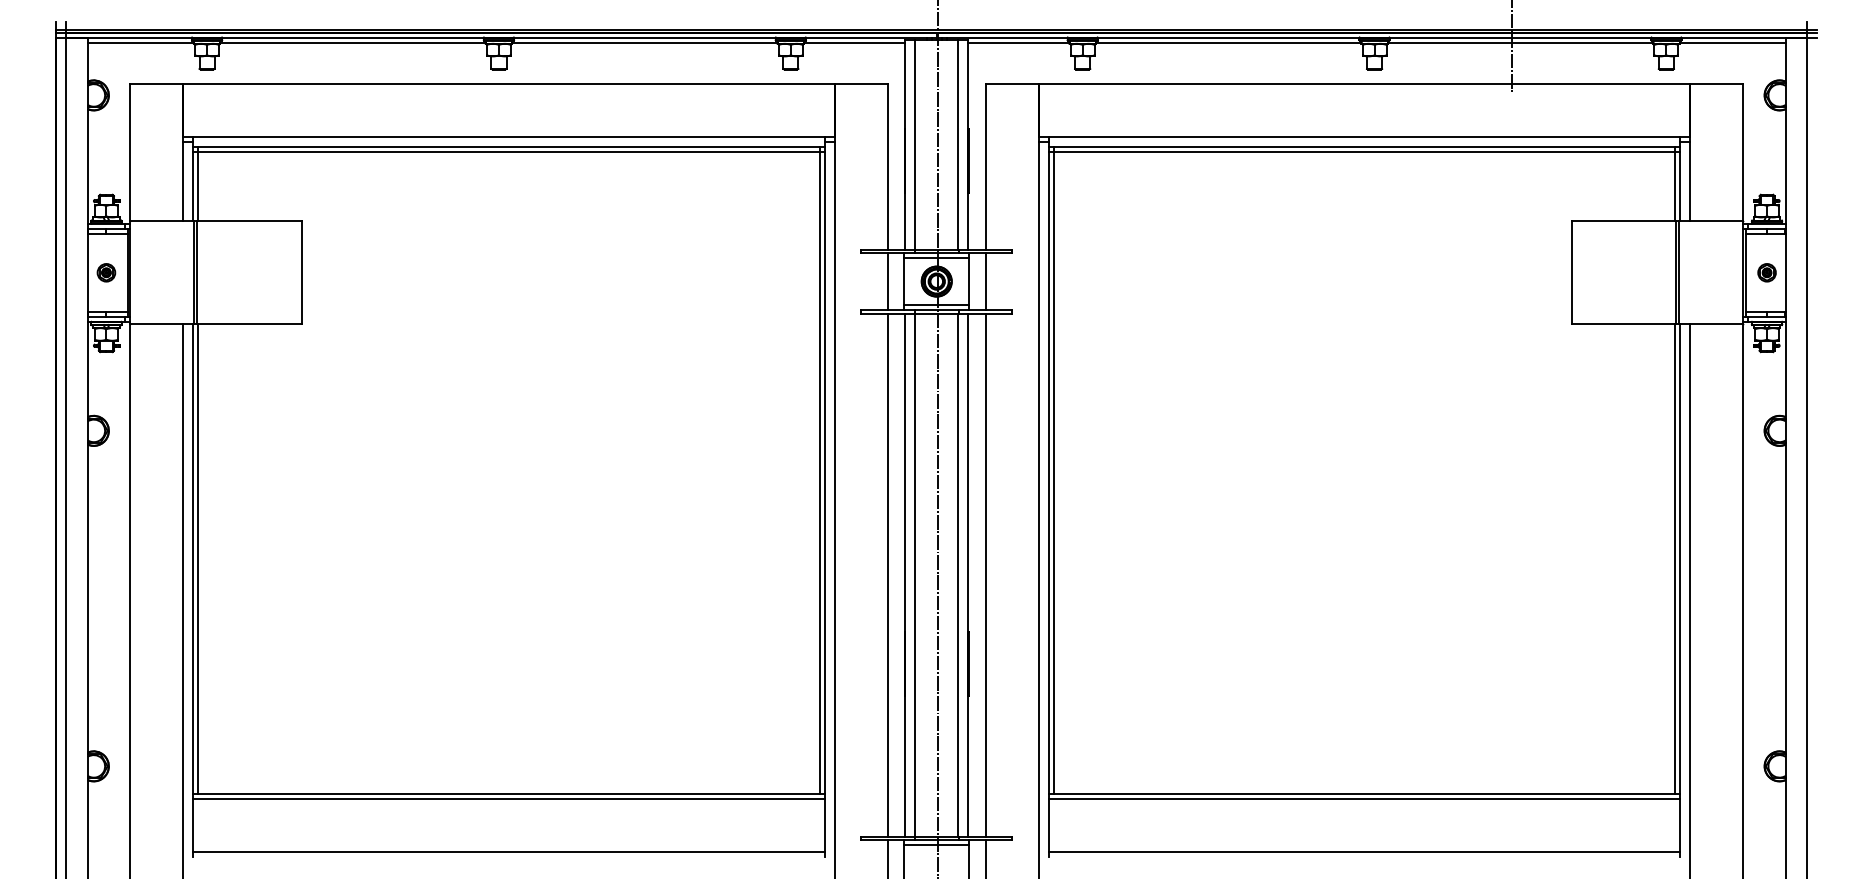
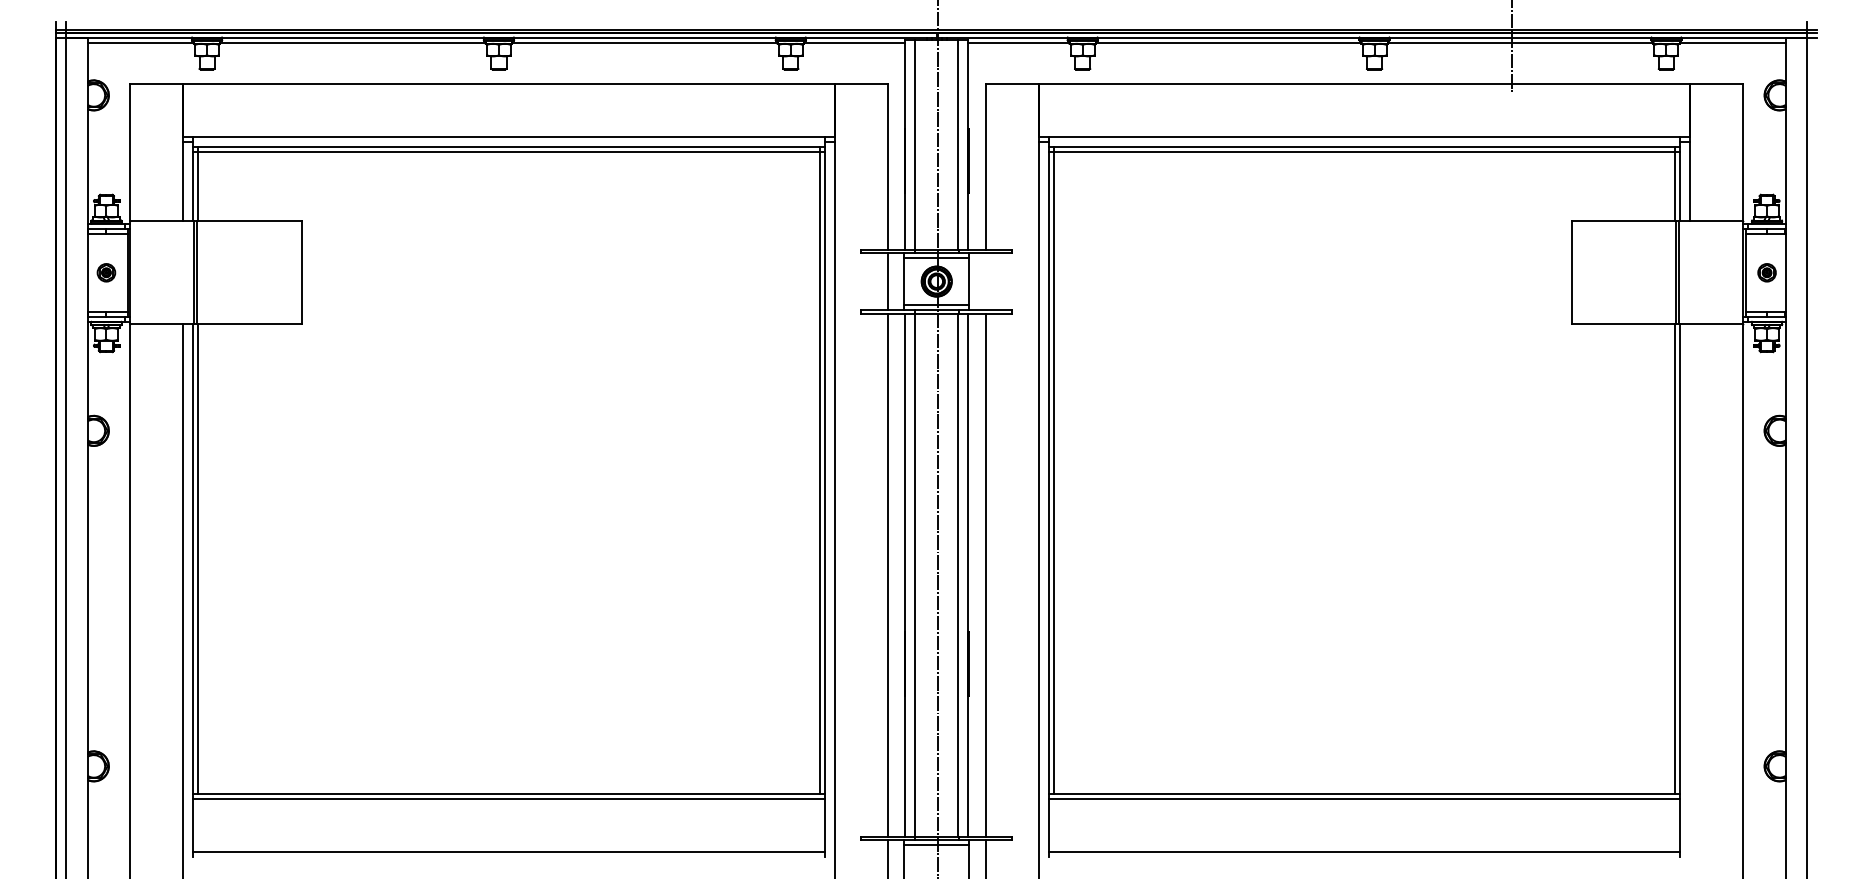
line: present -> none (985, 281)
line: present -> none (1690, 599)
